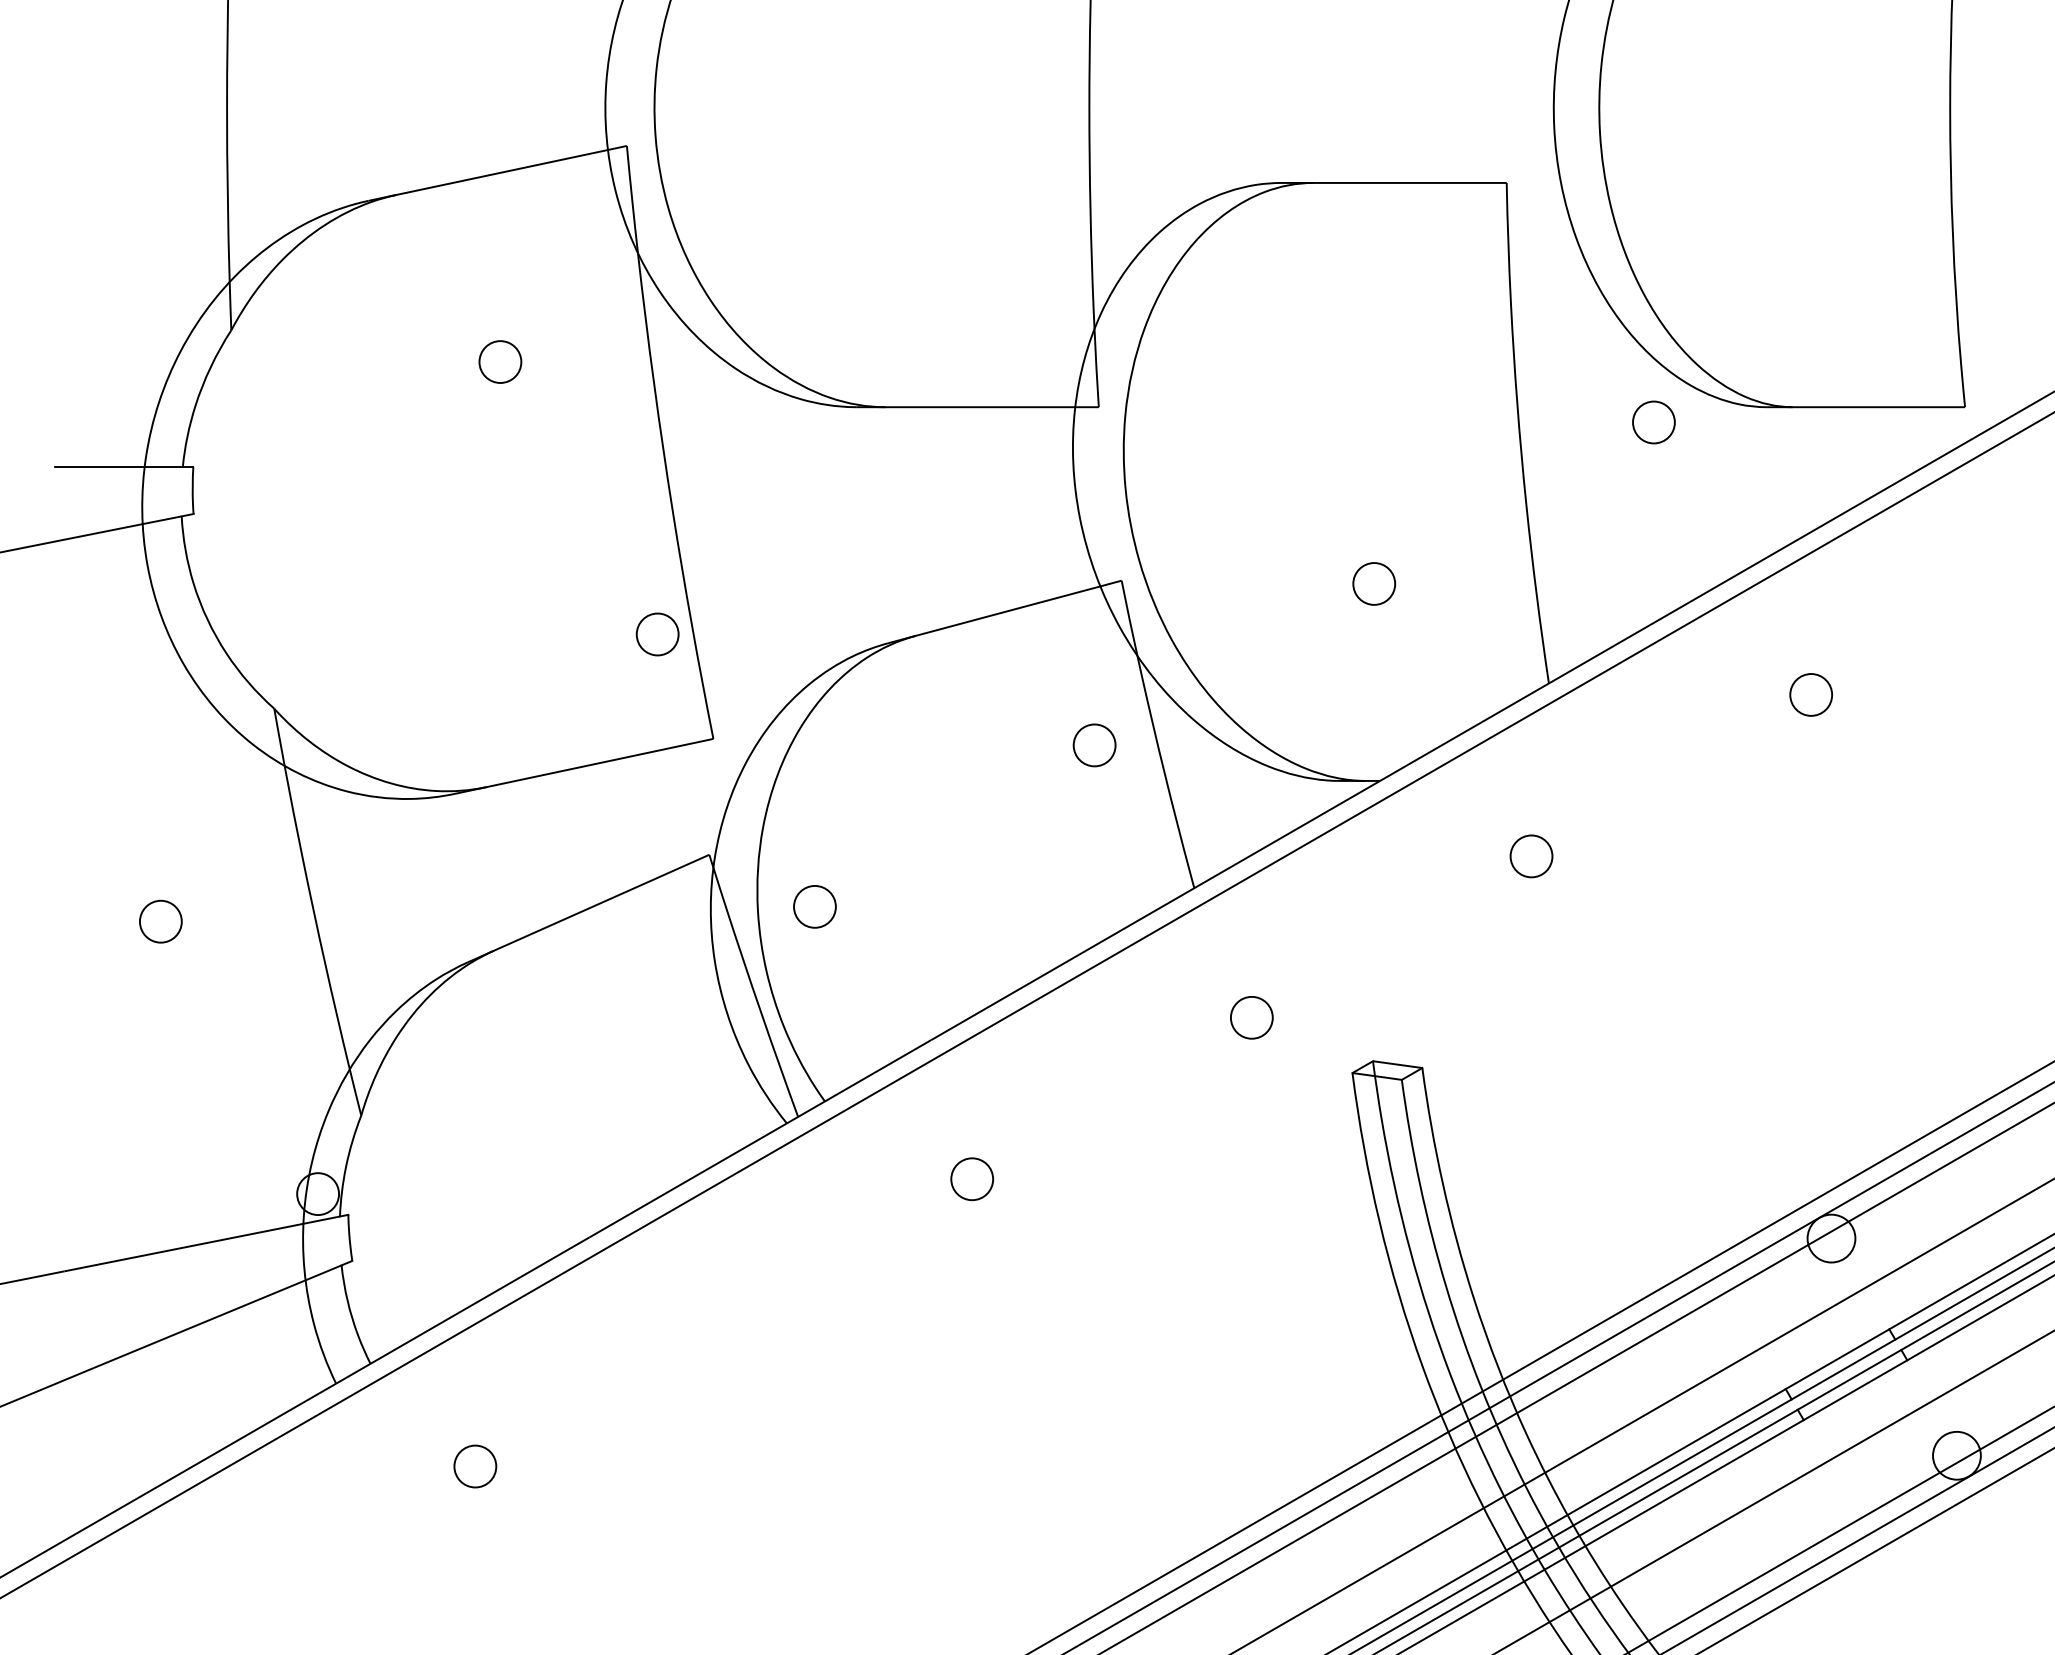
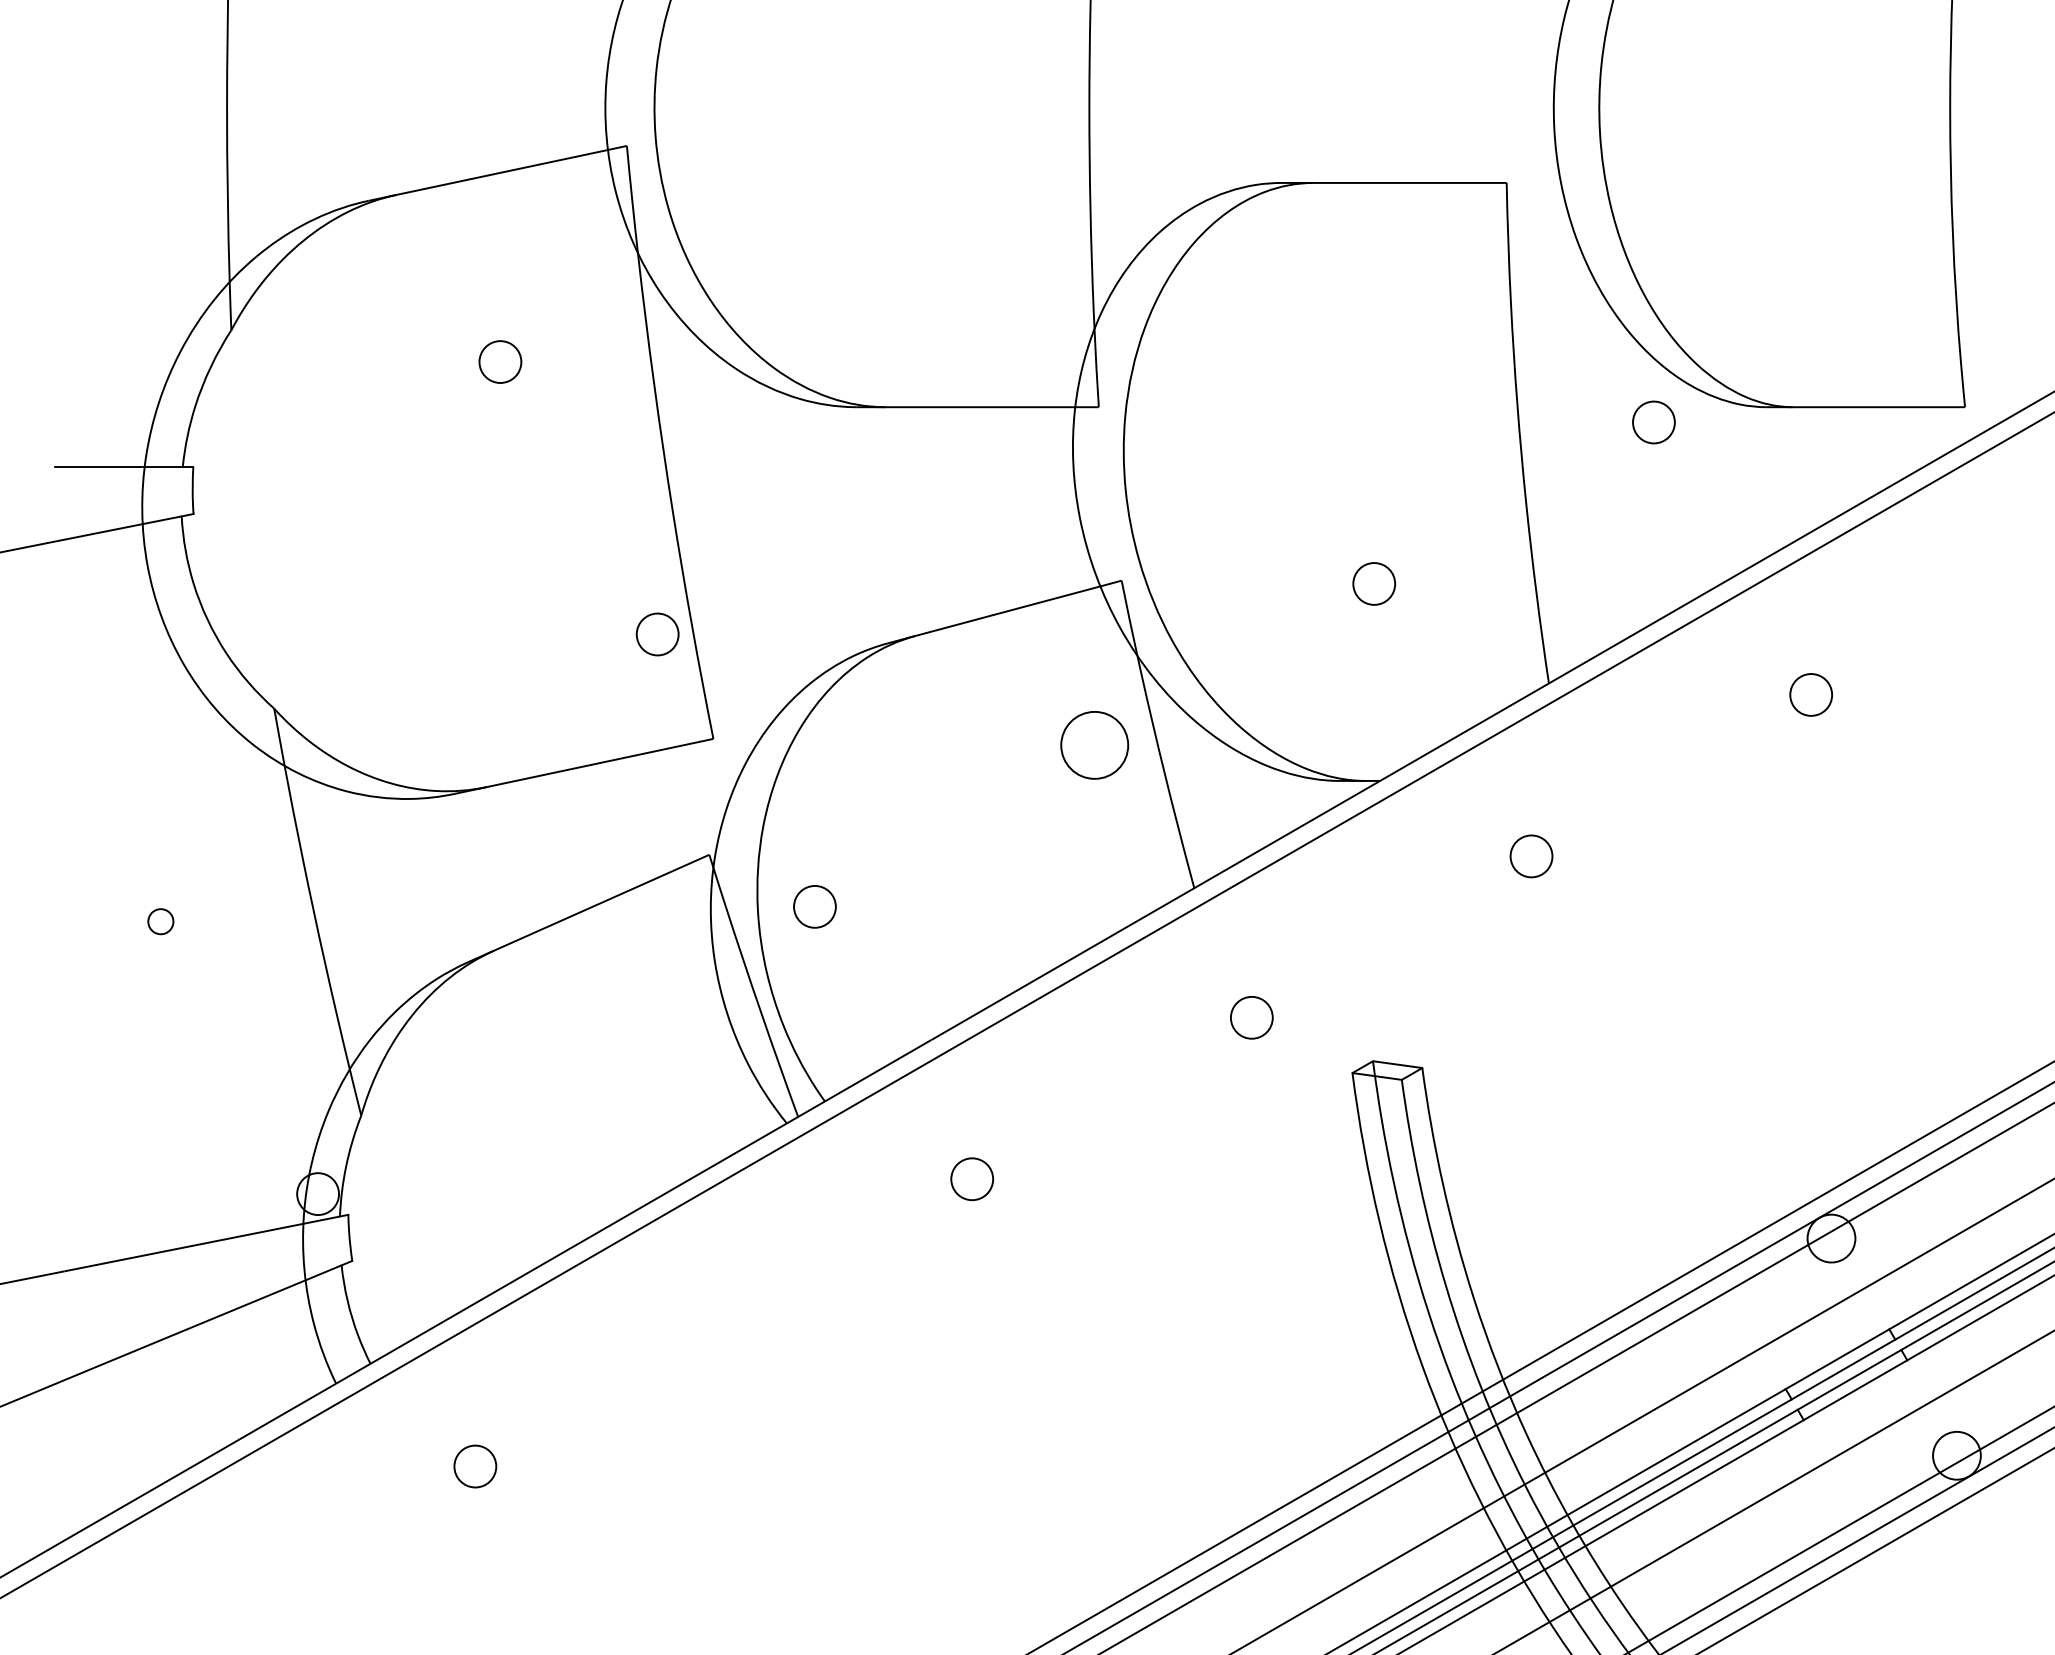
circle size: 45x45 px -> 70x69 px (1094, 745)
circle diameter: 42 px -> 25 px (160, 921)
